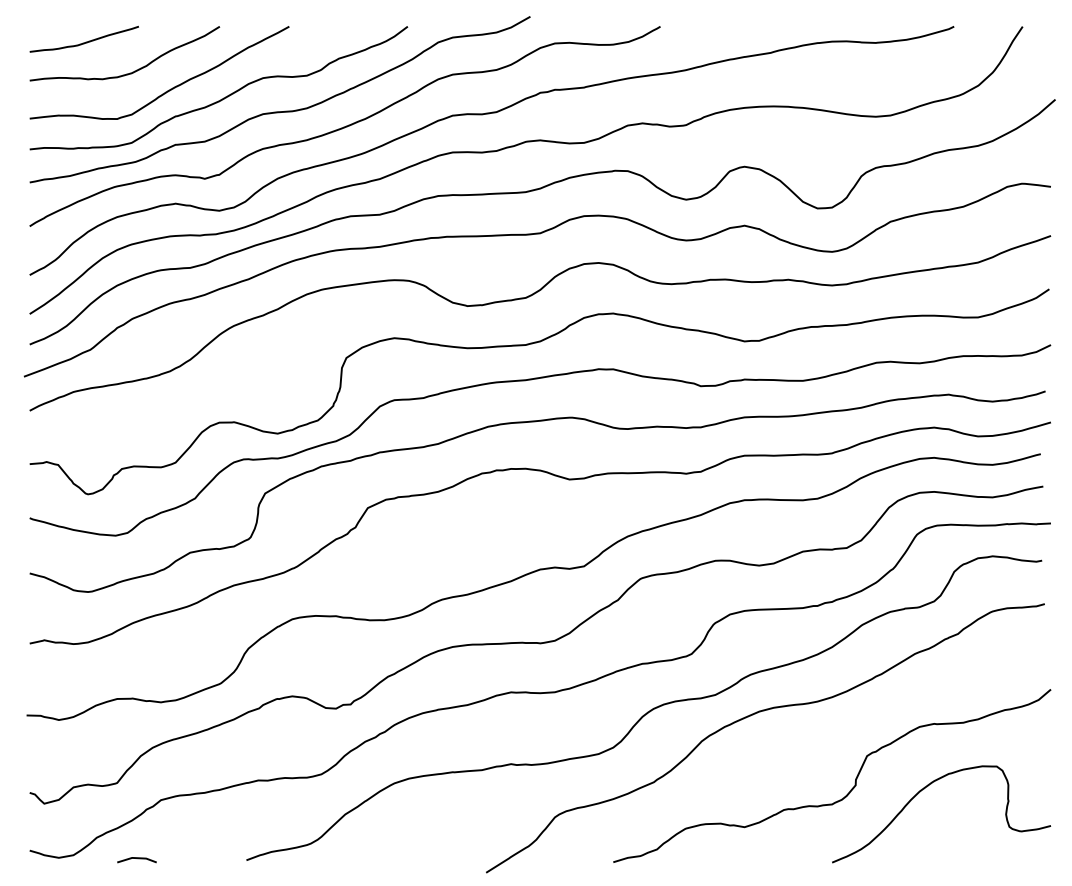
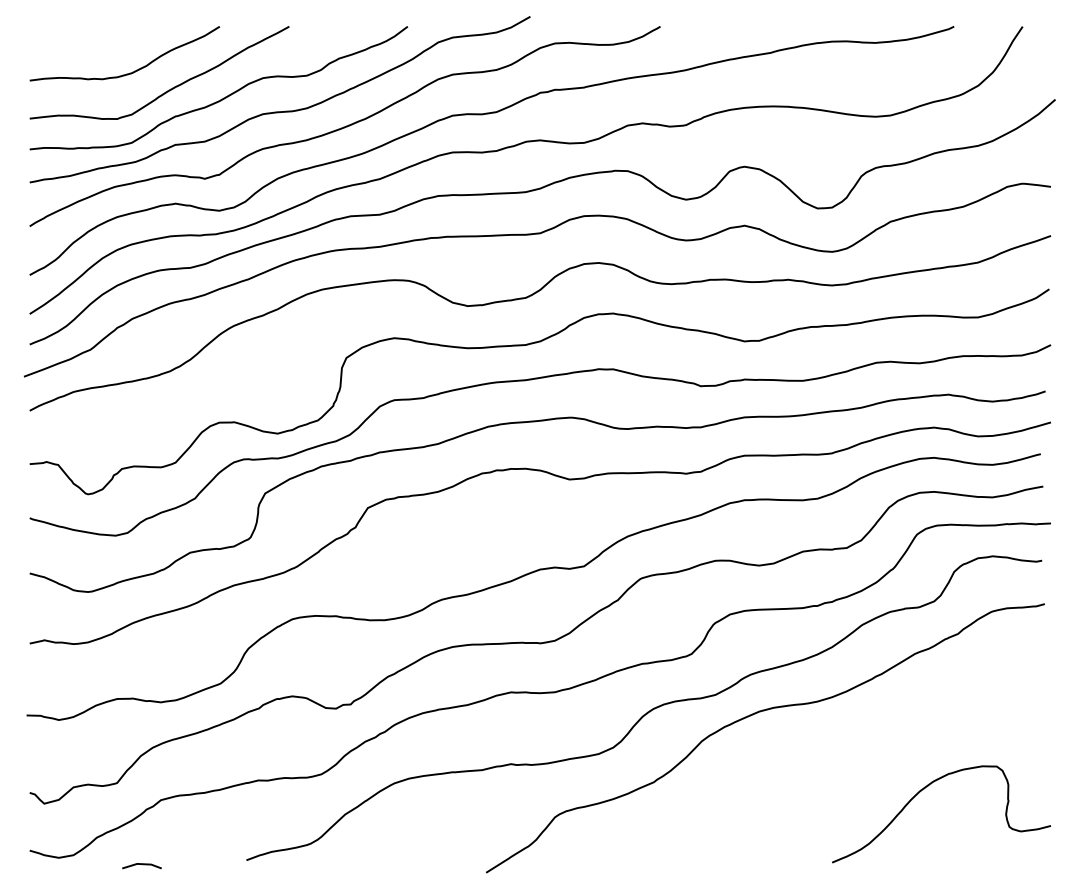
curve: present -> none (83, 42)
curve: present -> none (850, 789)
line position: (137, 859) -> (142, 865) (142, 865)
